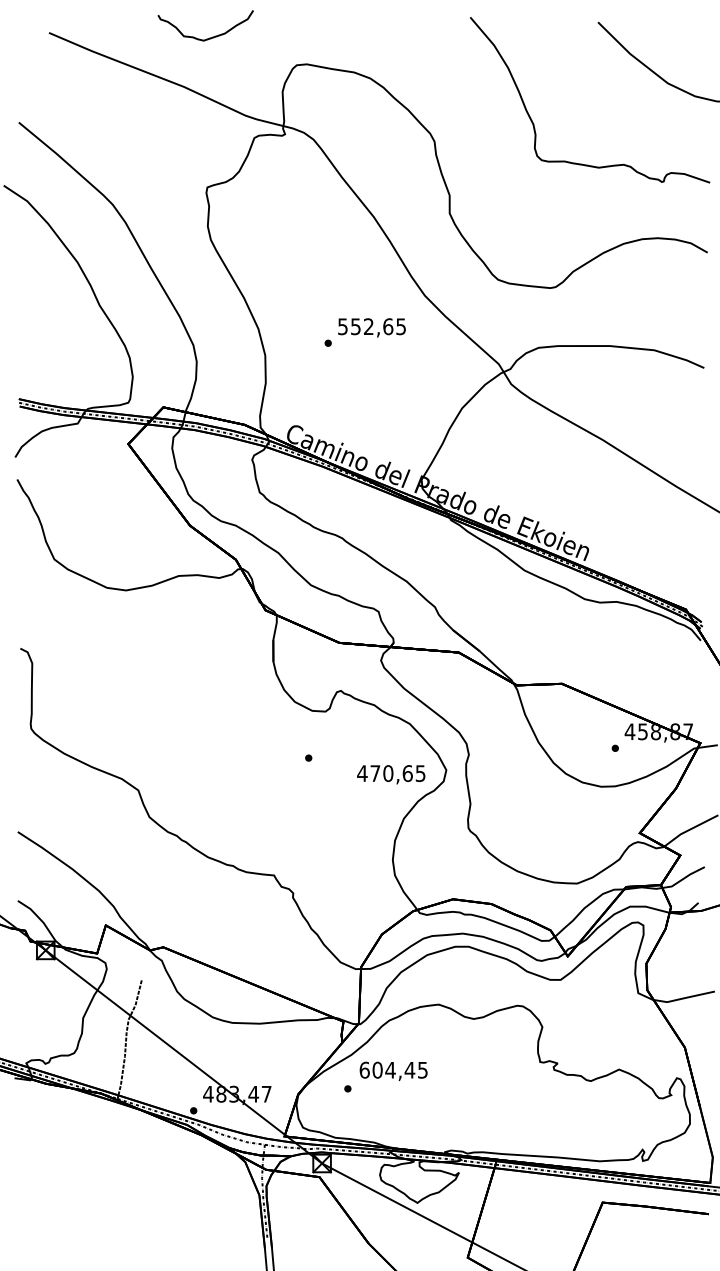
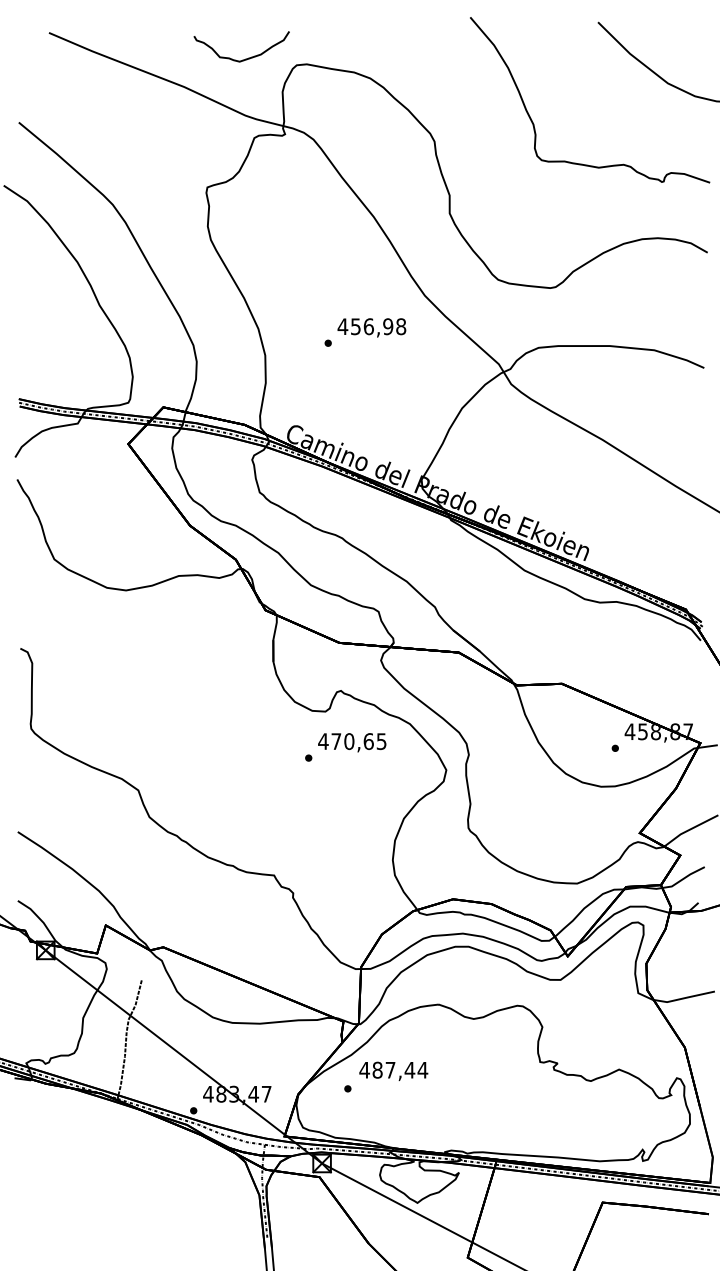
curve position: (209, 37) -> (245, 58) (245, 58)
text: 552,65 -> 456,98 (371, 326)
text position: (391, 774) -> (352, 742) (352, 742)
text: 604,45 -> 487,44 (393, 1069)
